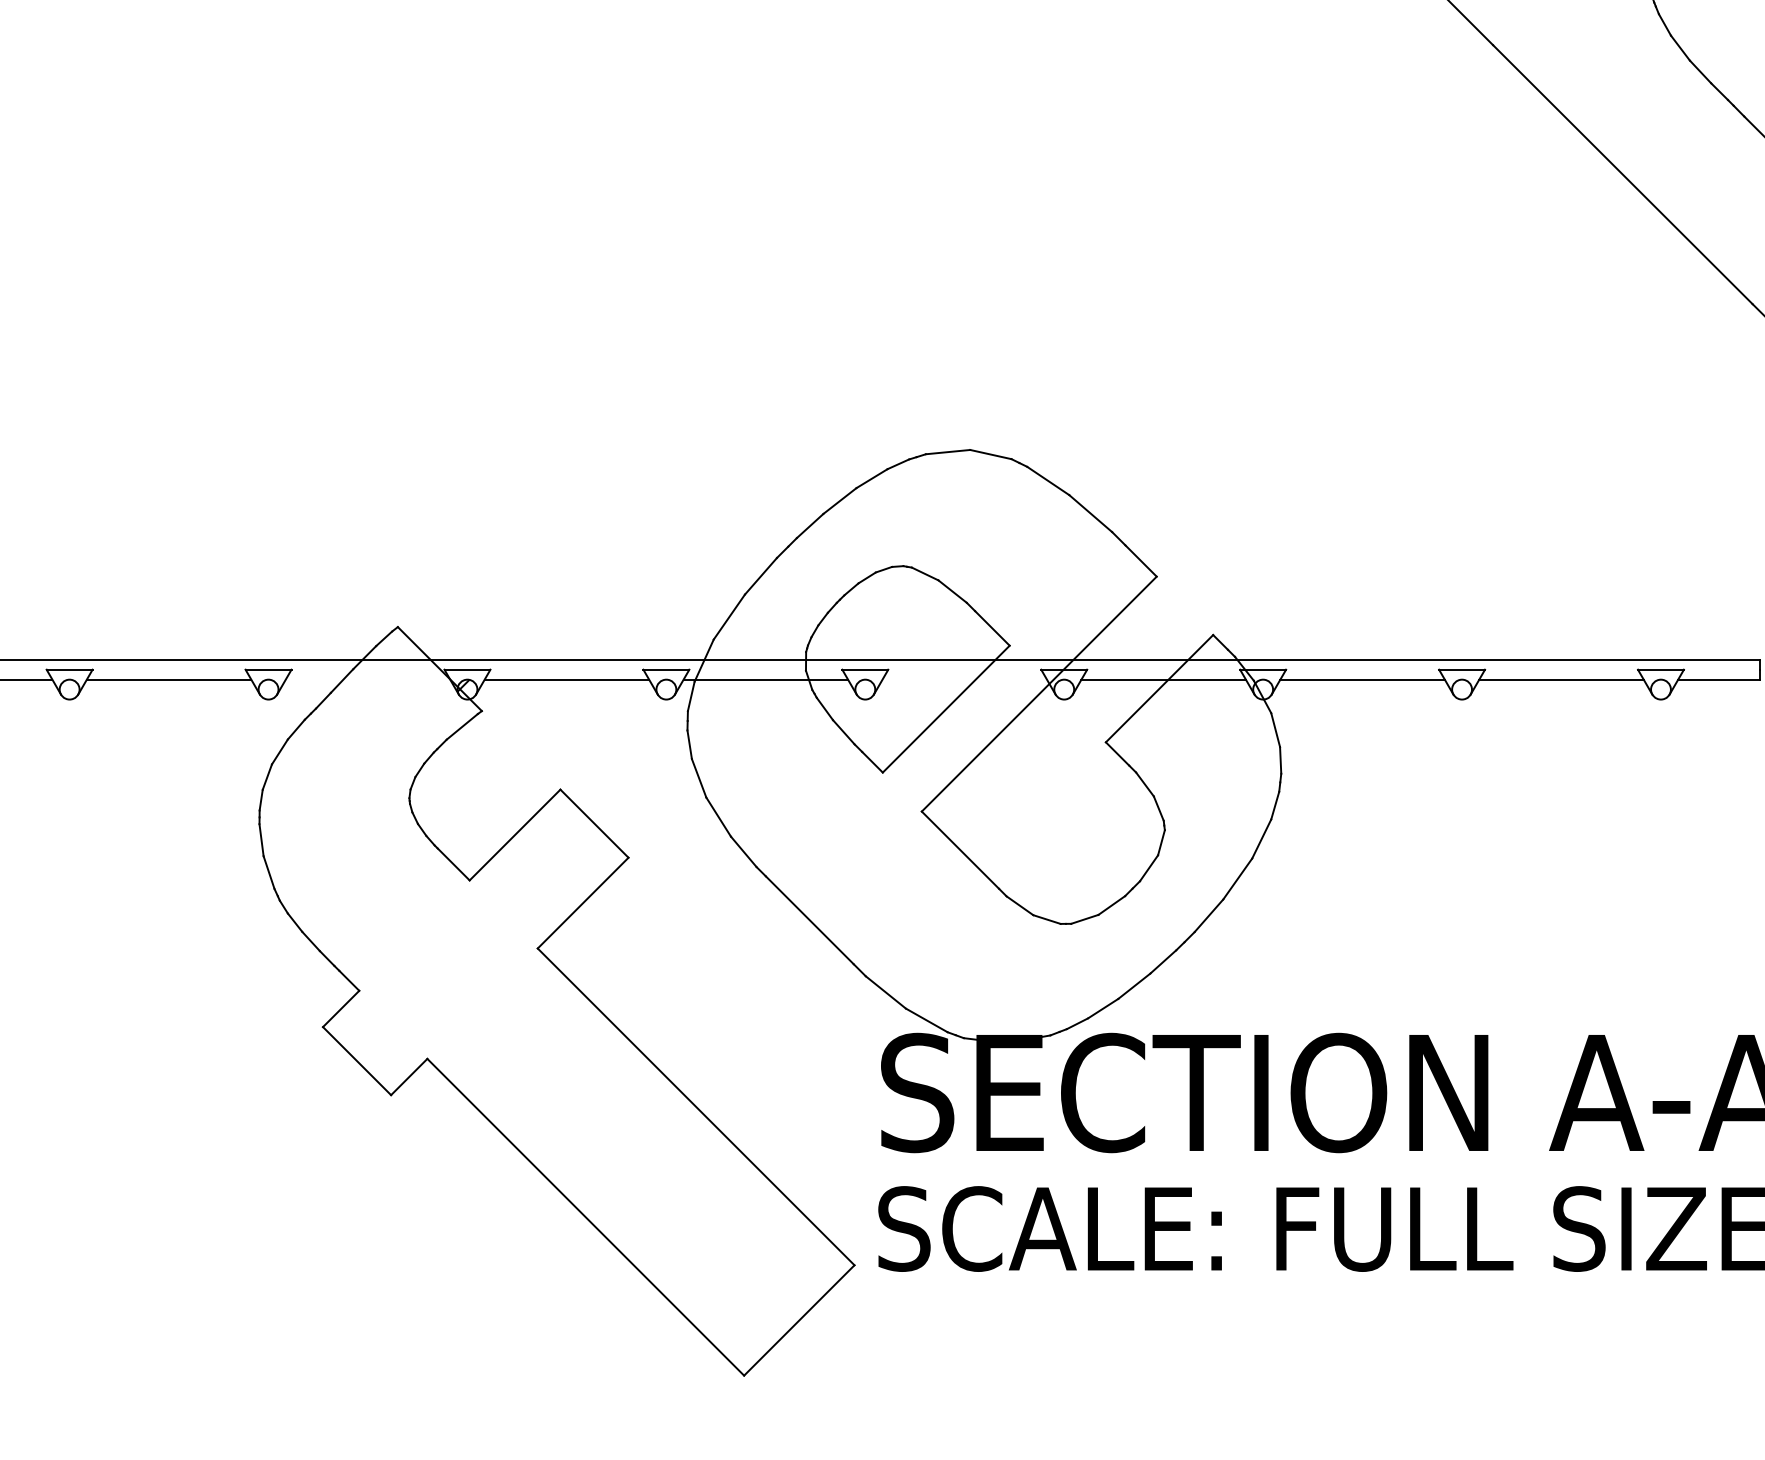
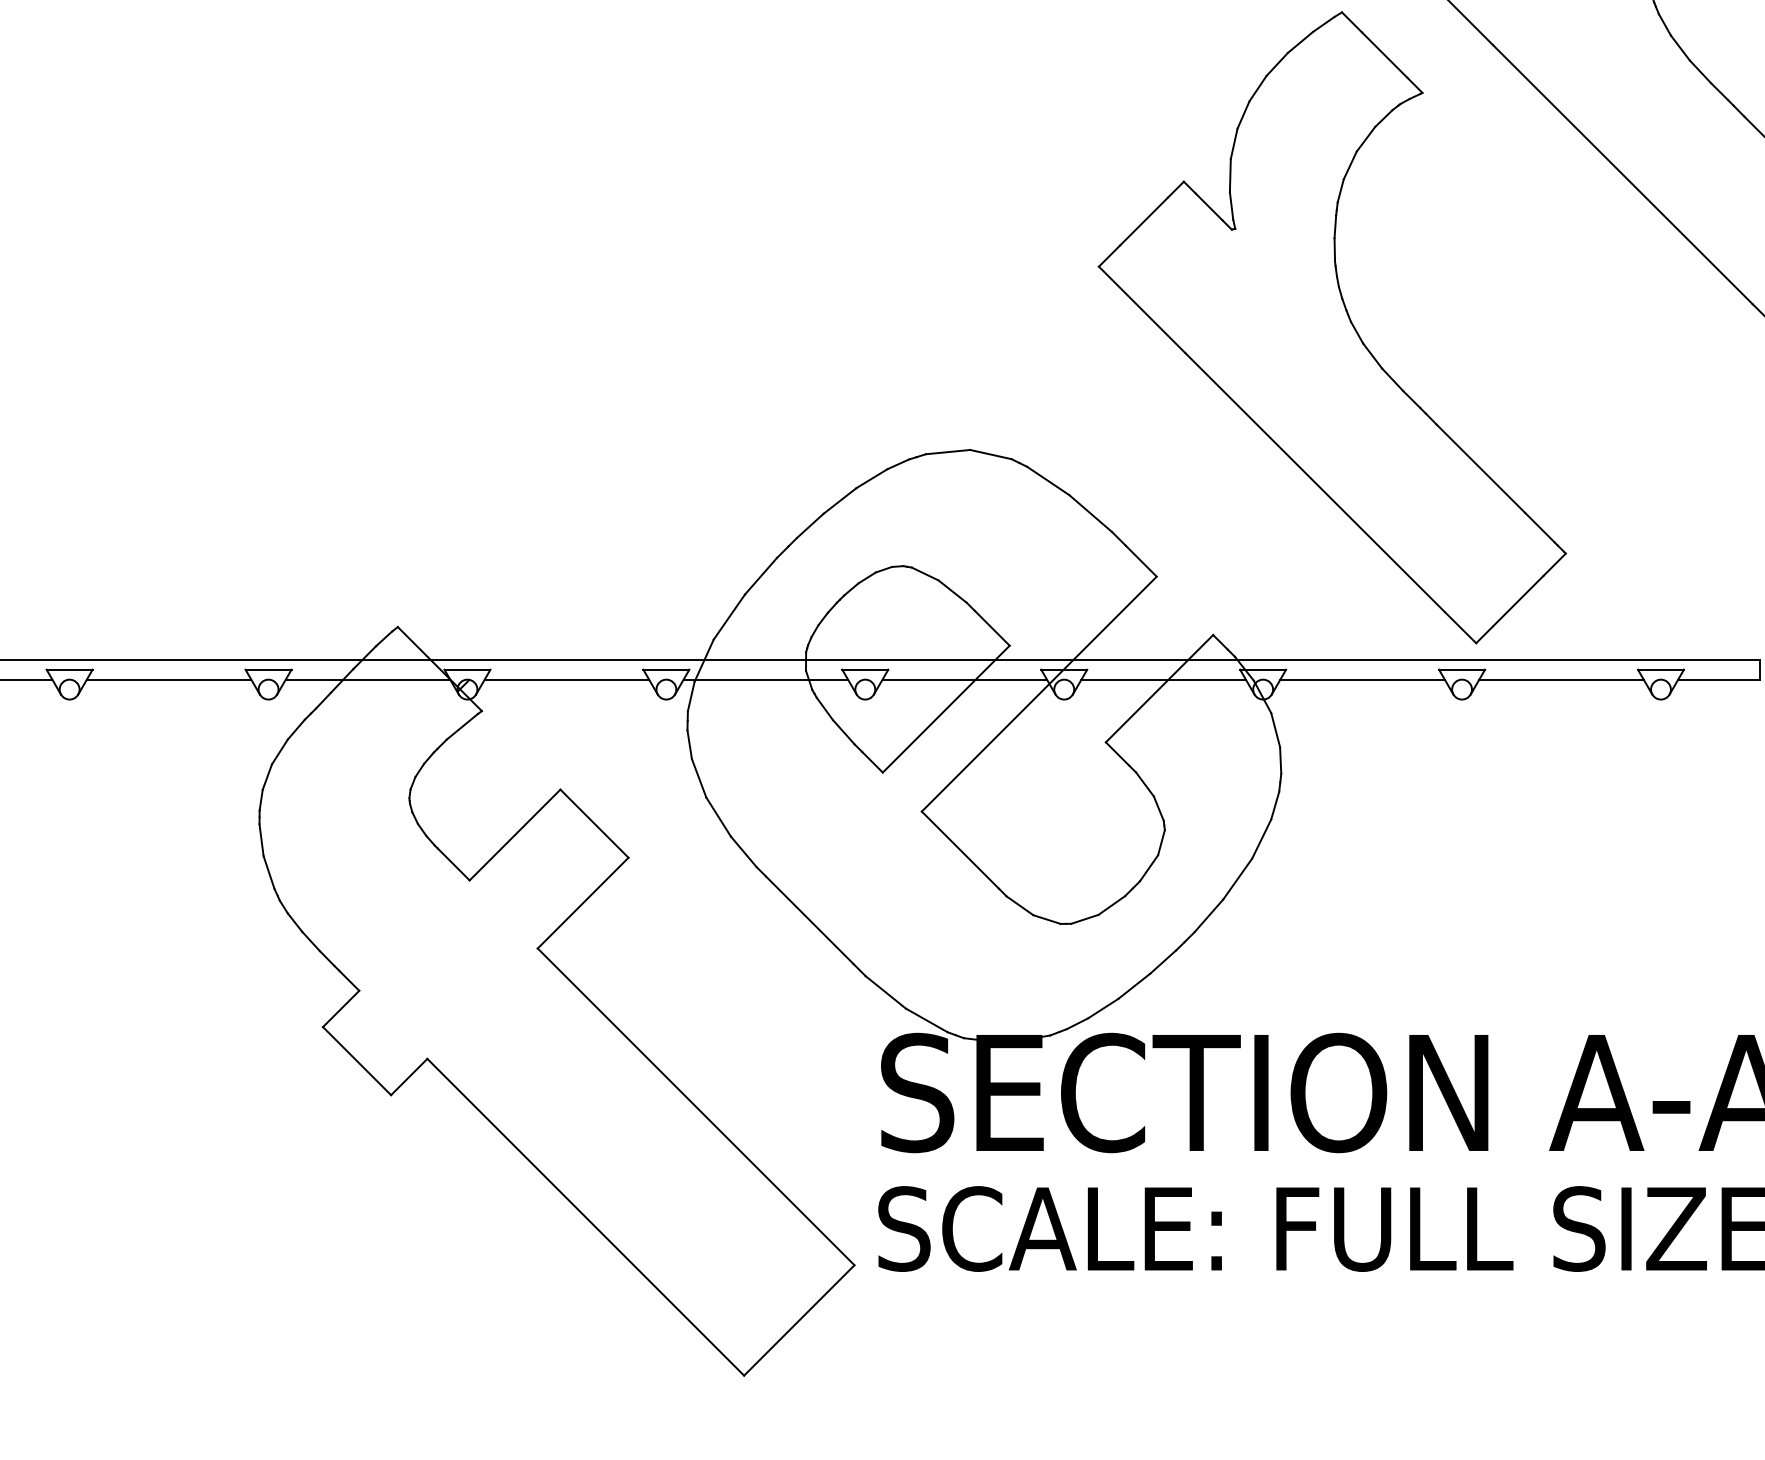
part: none -> present (1331, 327)
line: none -> present (367, 679)
line: none -> present (964, 679)
